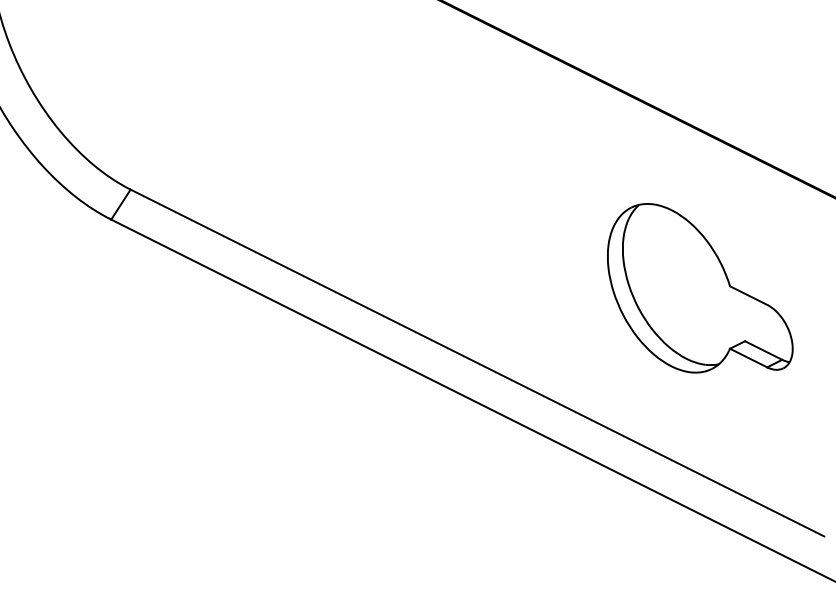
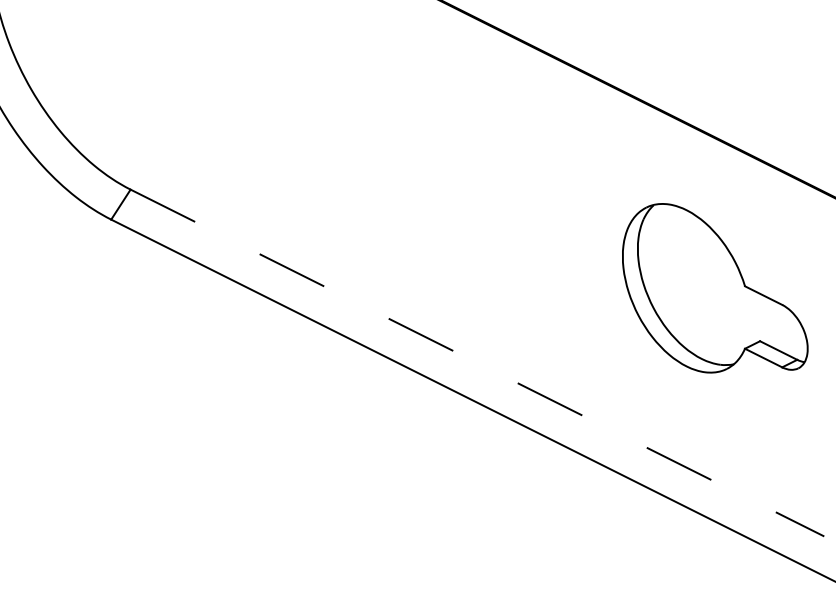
part position: (700, 288) -> (715, 288) (715, 288)
line: solid -> dashed (477, 363)
